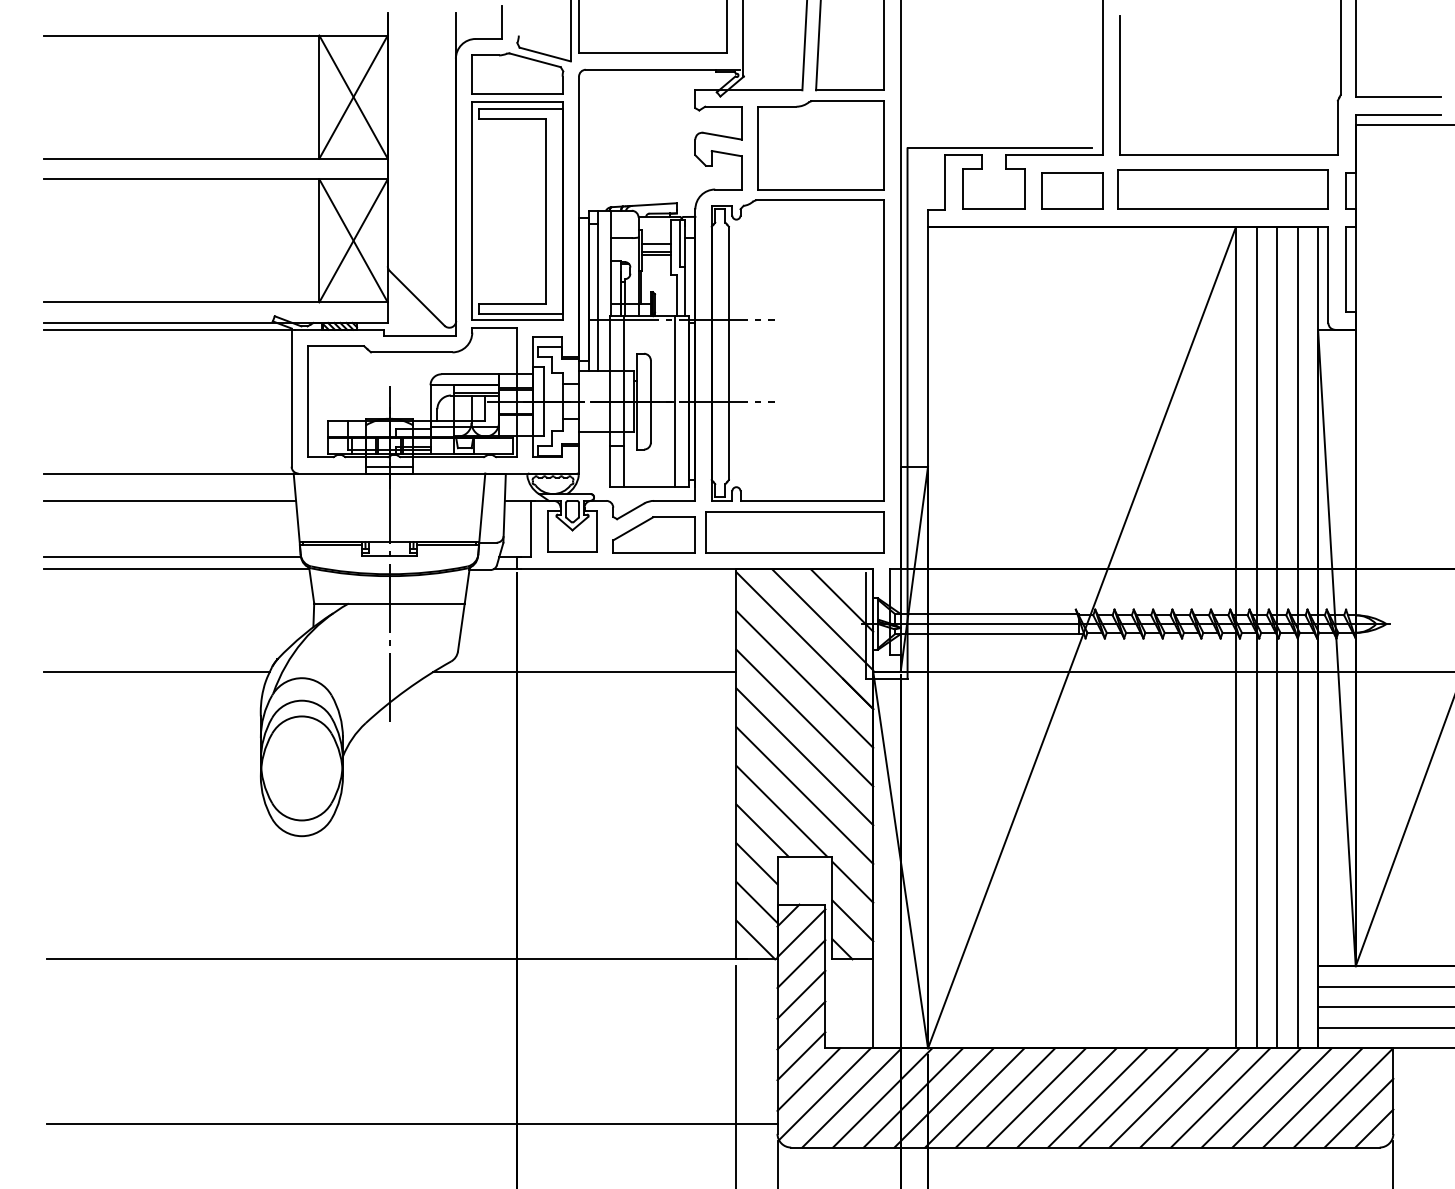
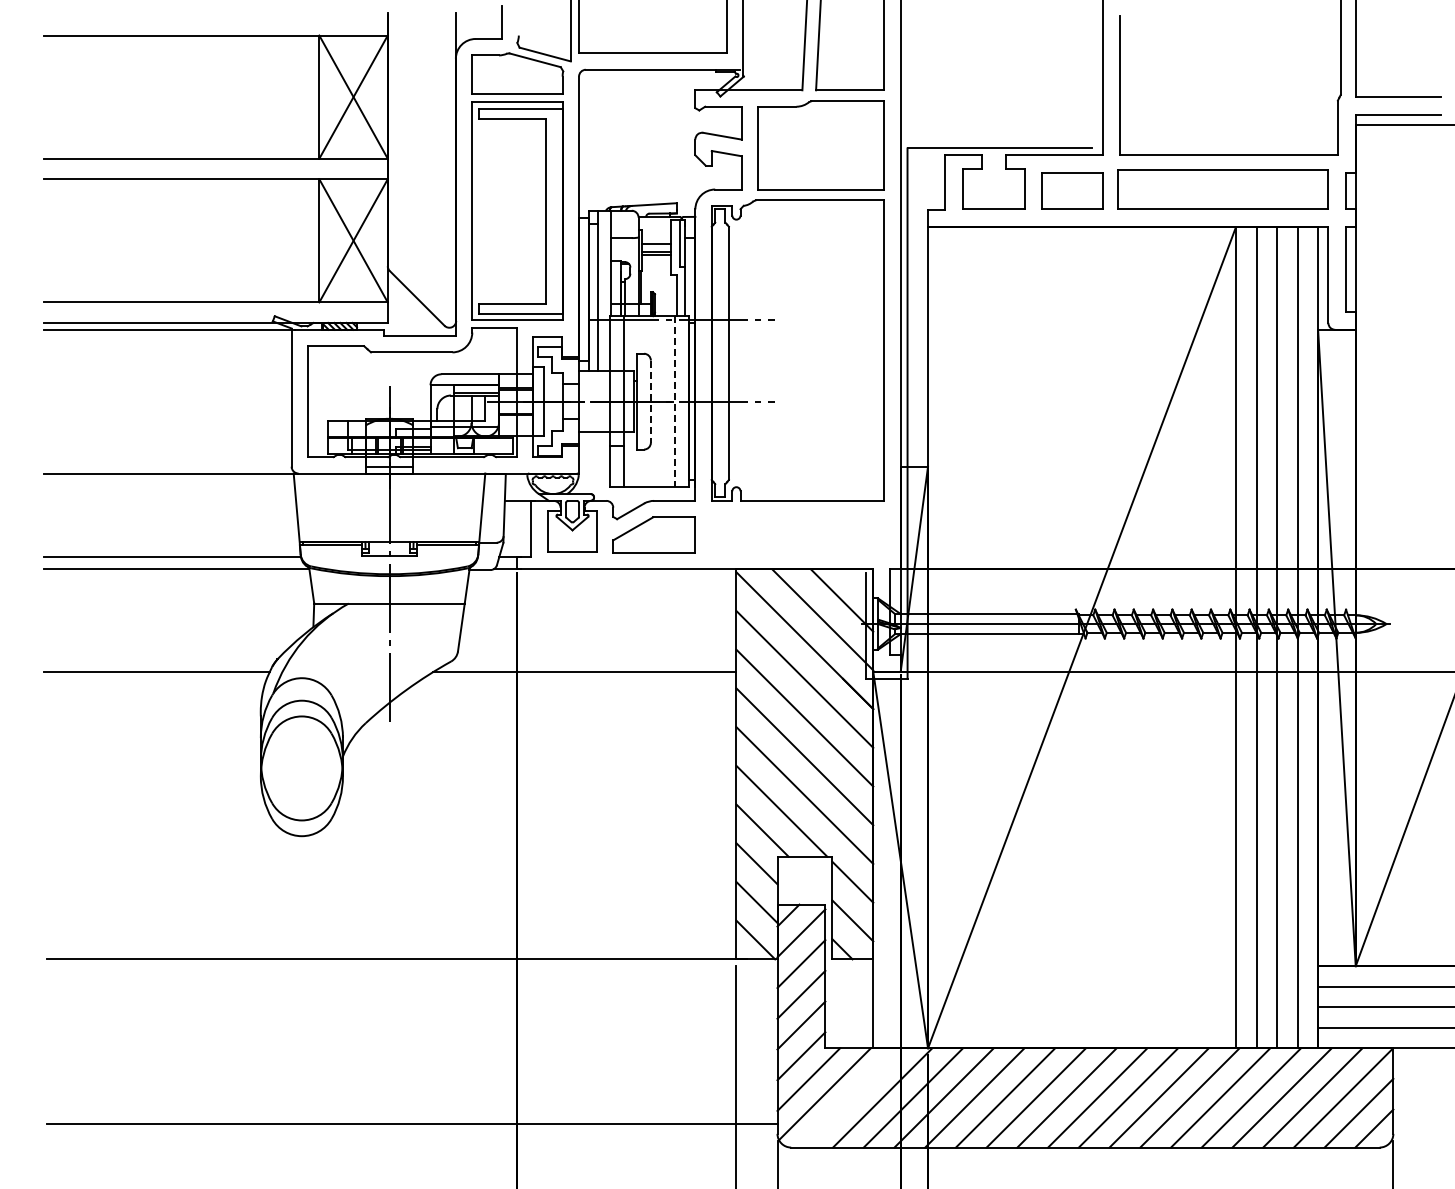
line: solid -> dashed (674, 401)
line: solid -> dashed (650, 402)
line: present -> none (169, 500)
part: present -> none (794, 532)
line: present -> none (851, 1097)
